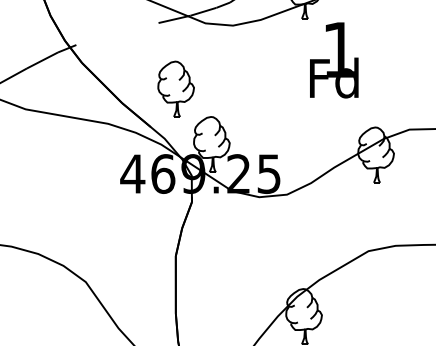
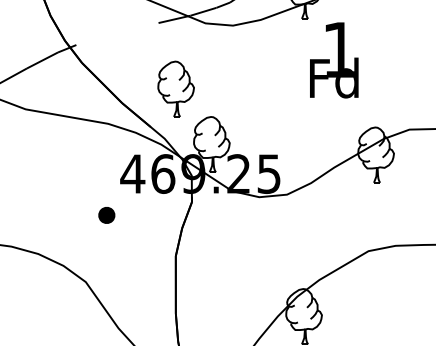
part: none -> present (106, 215)
